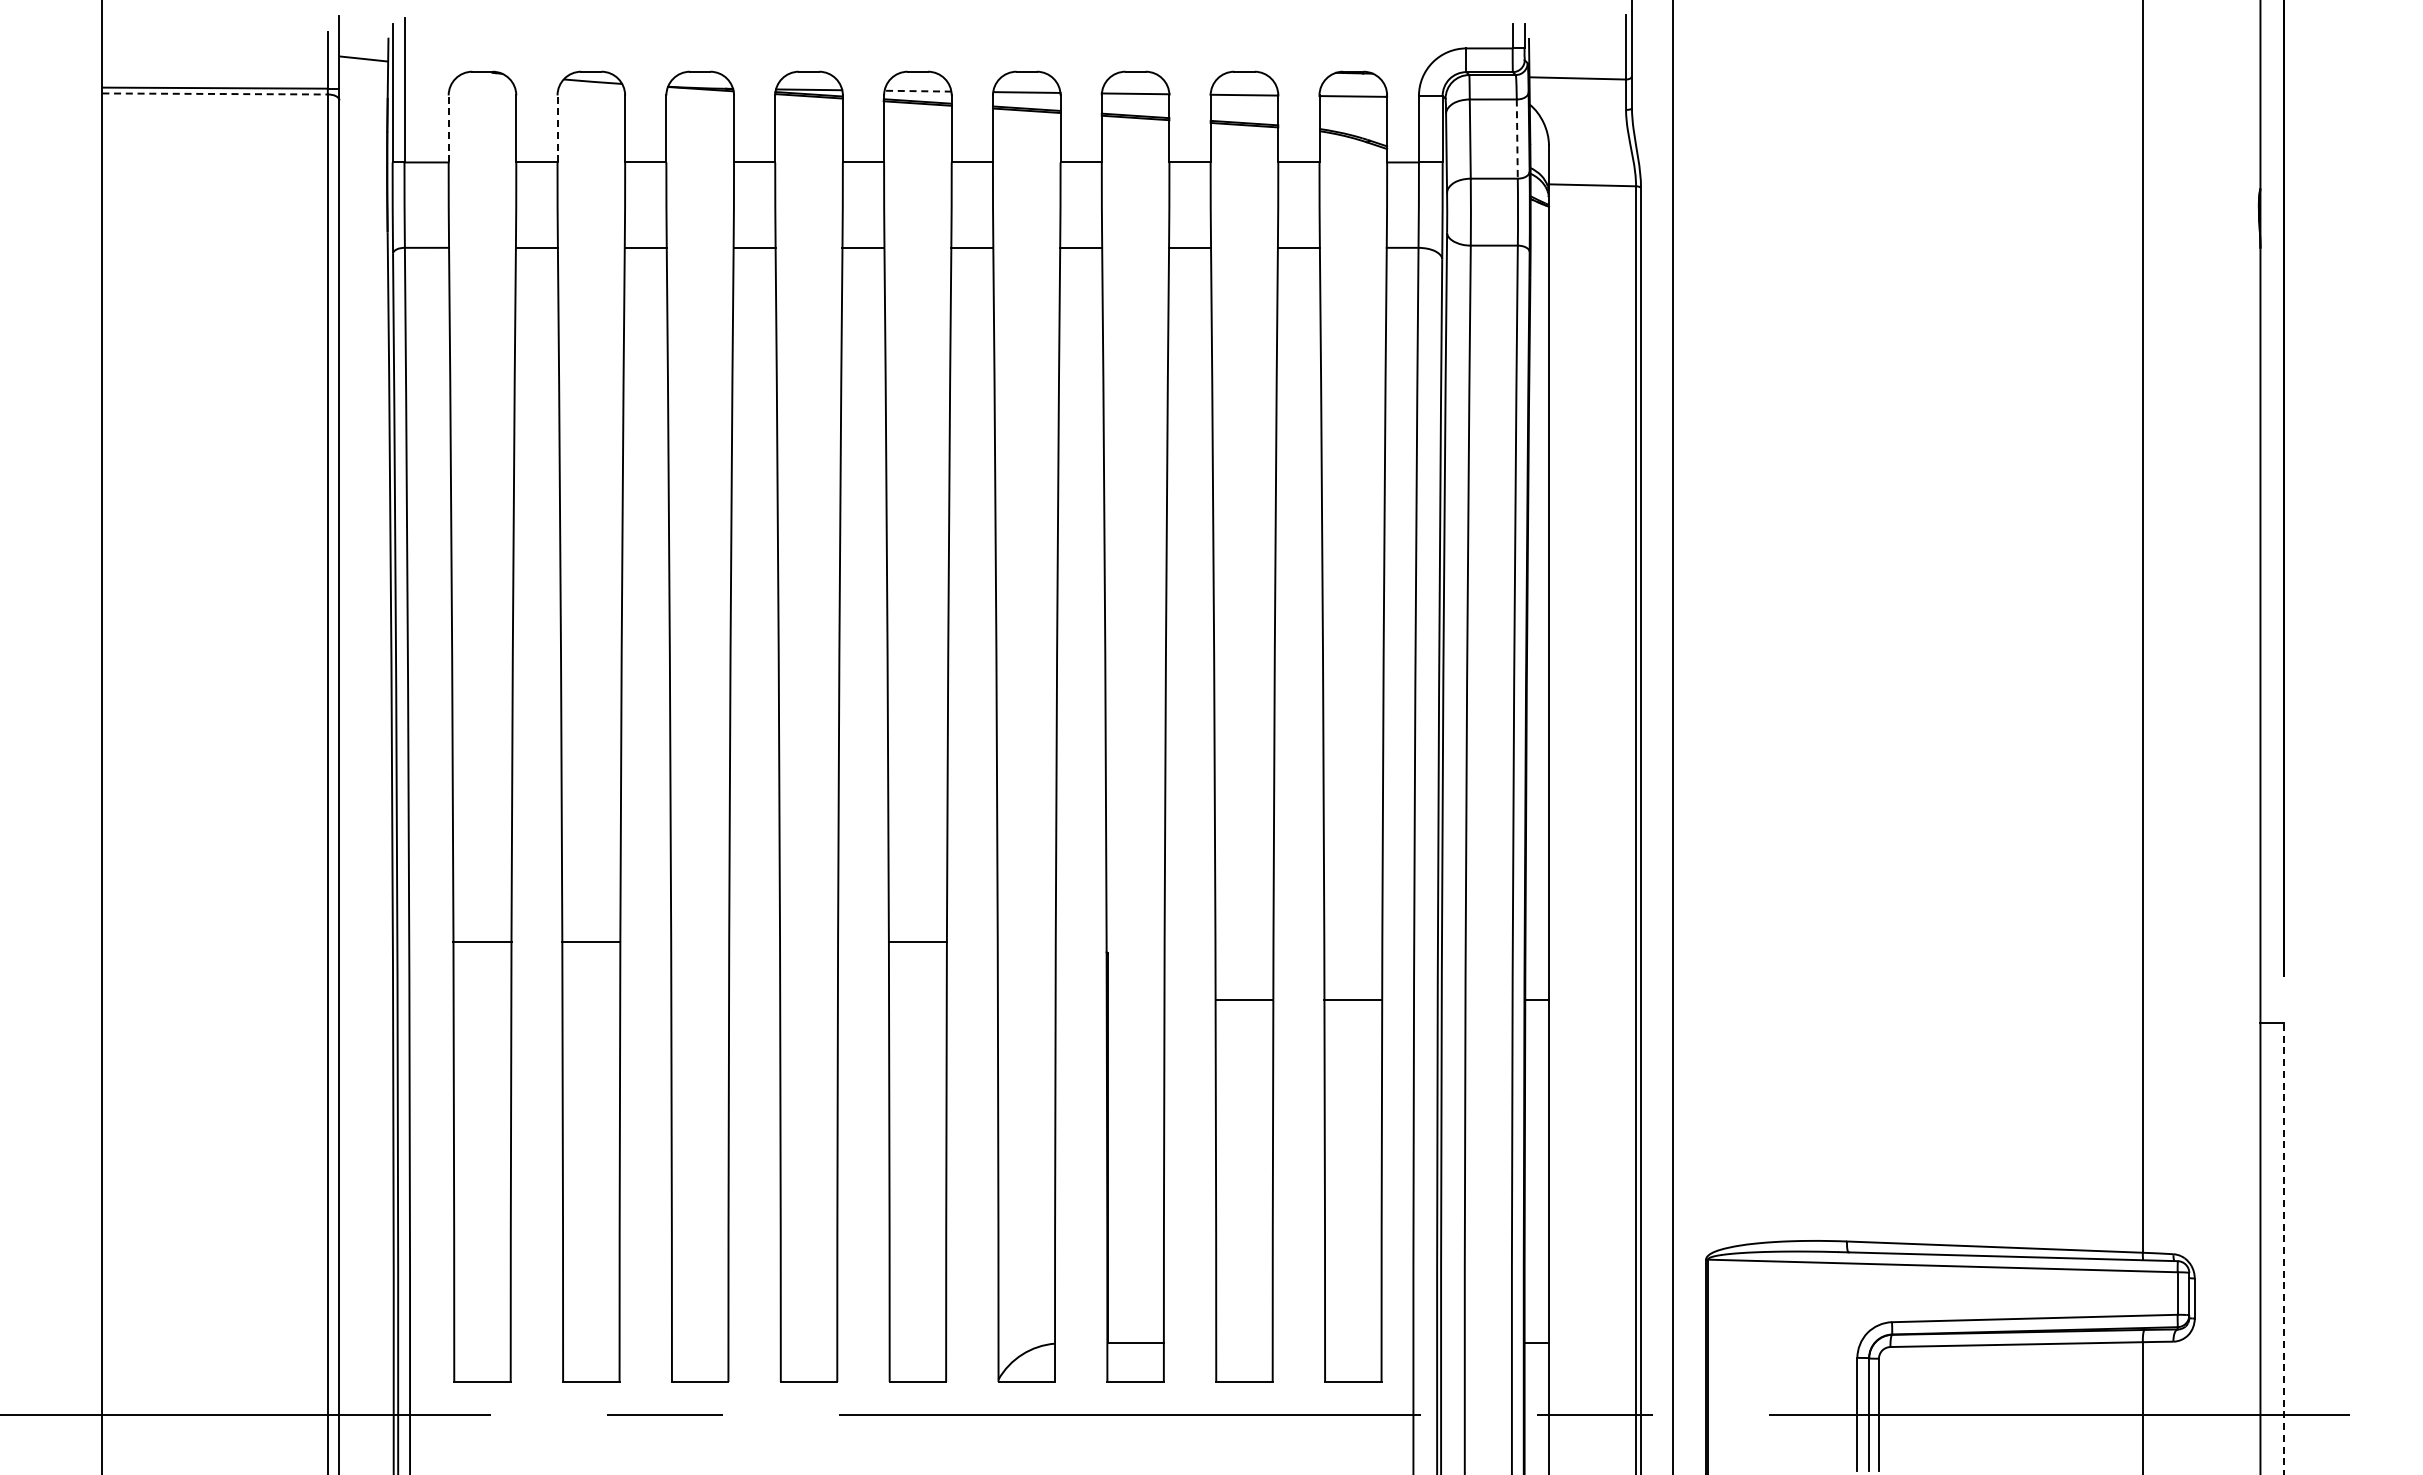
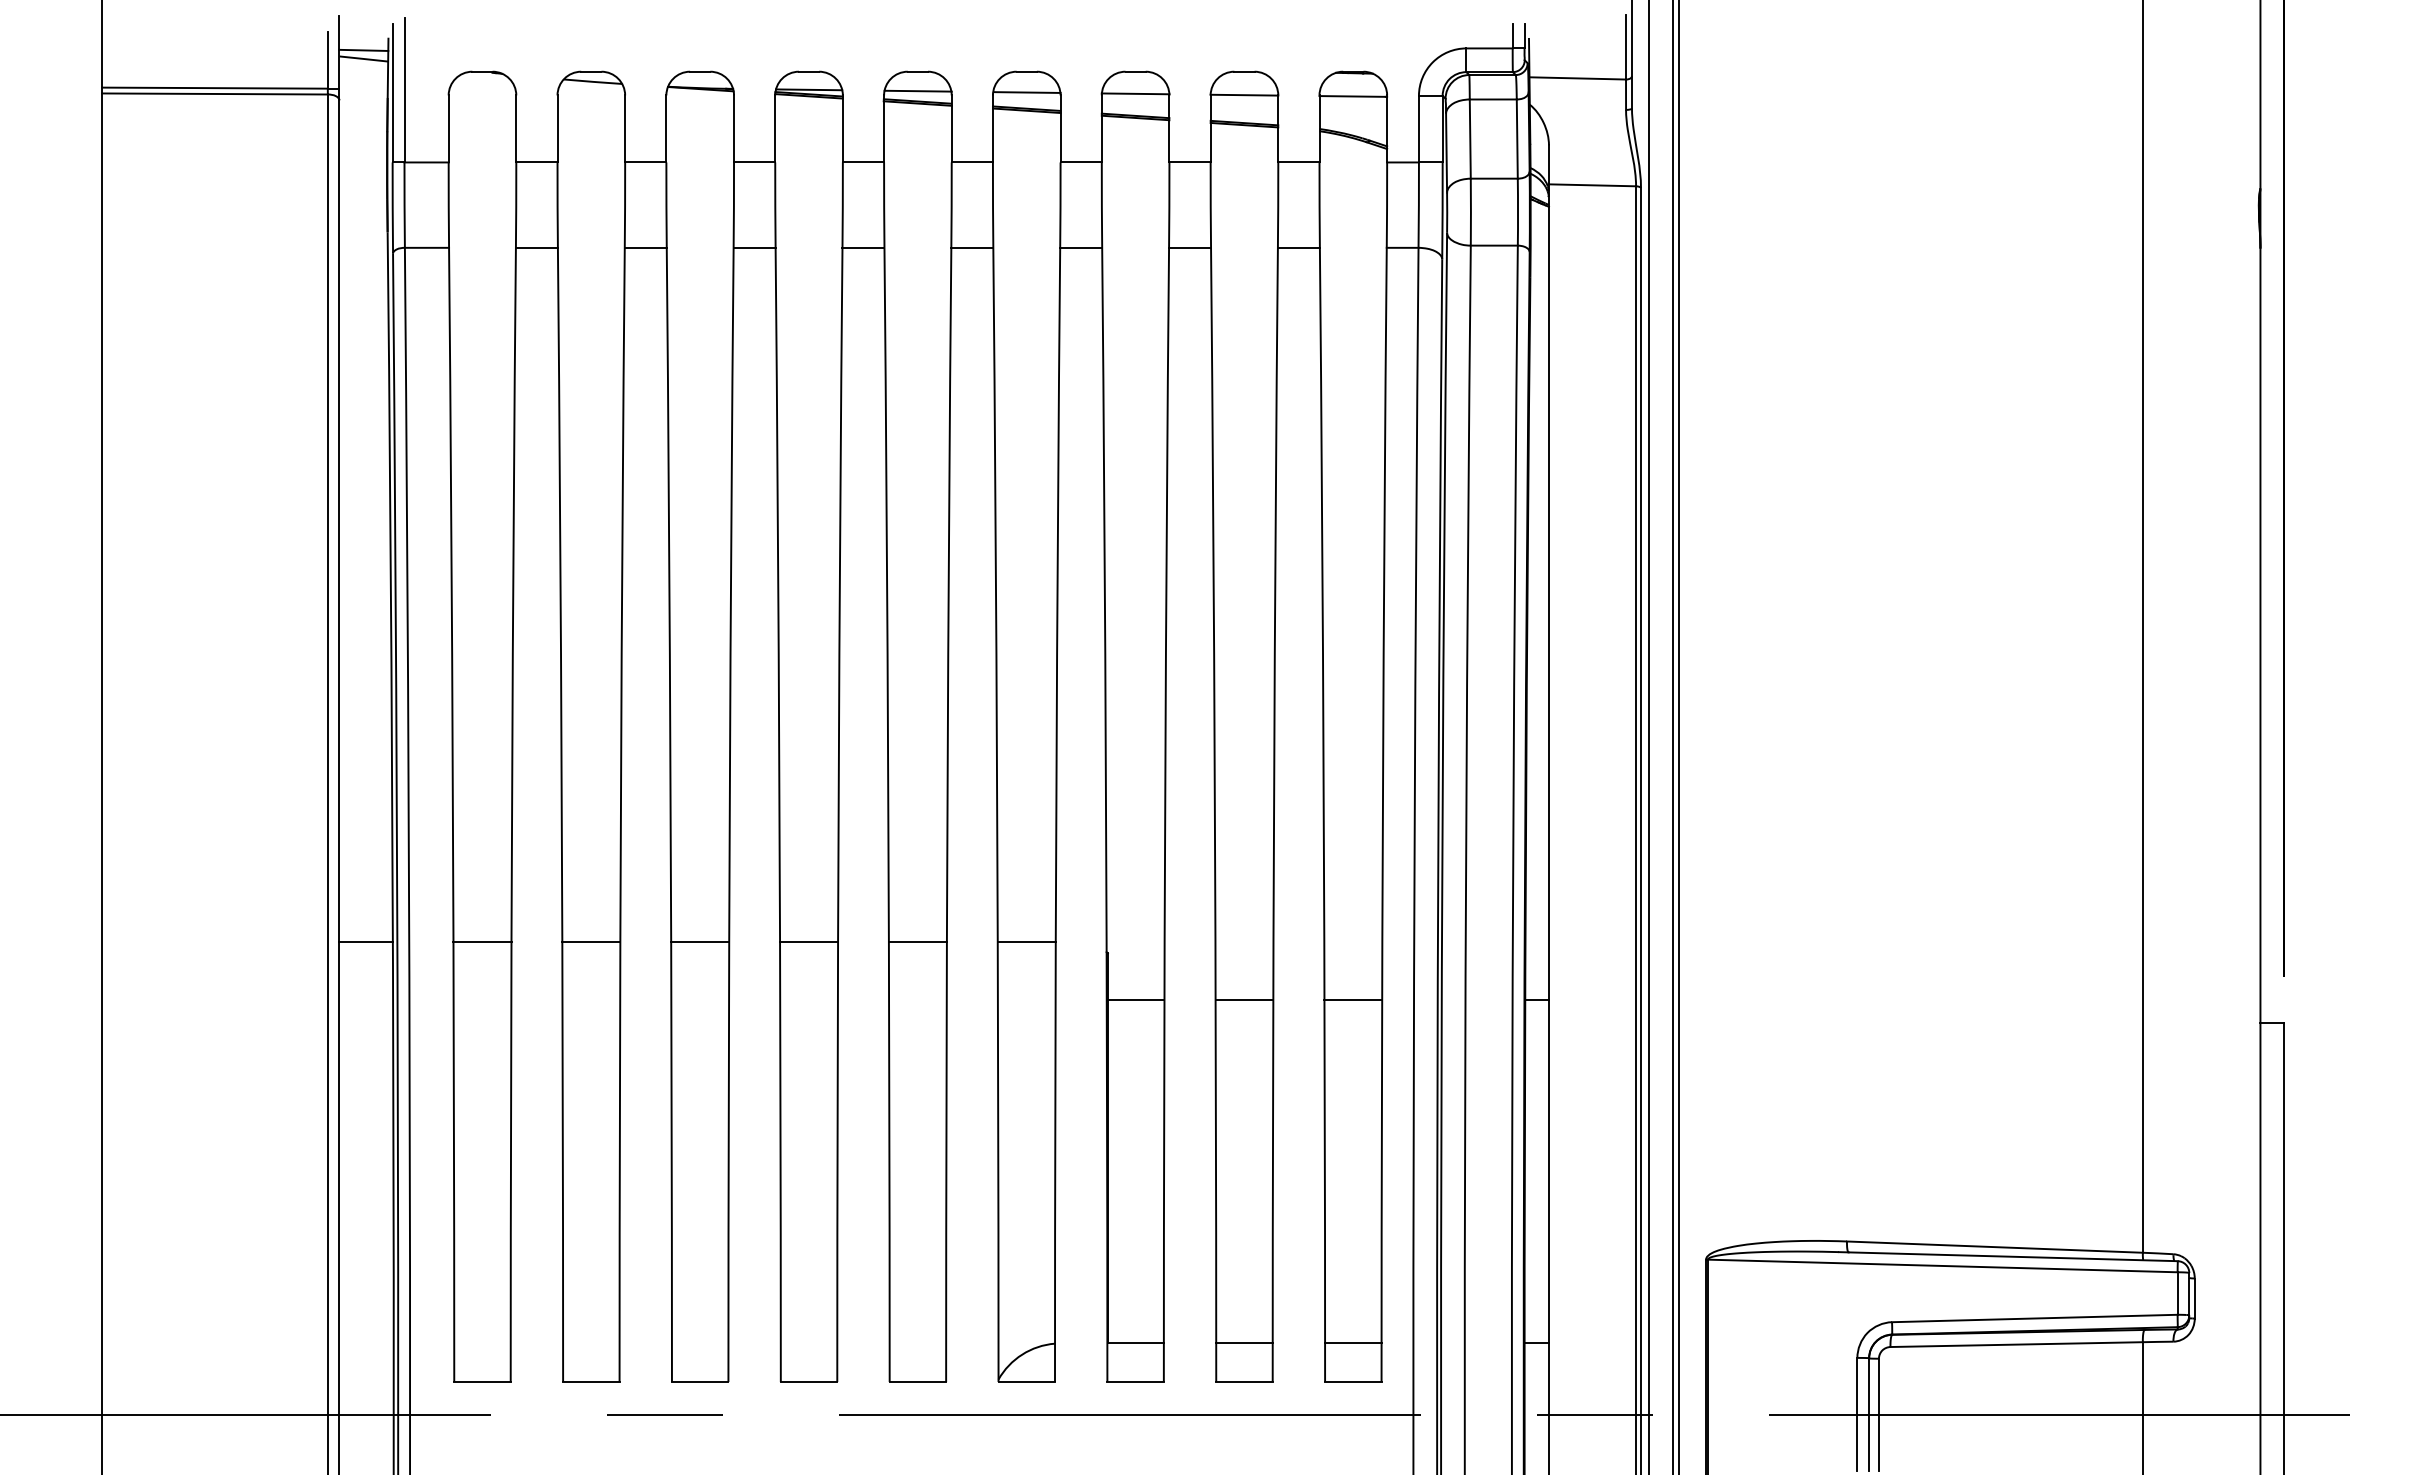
line: none -> present (363, 49)
line: dashed -> solid (918, 91)
line: dashed -> solid (215, 93)
line: dashed -> solid (448, 128)
line: dashed -> solid (557, 128)
line: dashed -> solid (1517, 139)
line: none -> present (1649, 736)
line: none -> present (1678, 736)
line: none -> present (365, 941)
line: none -> present (700, 941)
line: none -> present (809, 941)
line: none -> present (1026, 941)
line: none -> present (1135, 999)
line: dashed -> solid (2284, 1248)
line: none -> present (1244, 1343)
line: none -> present (1353, 1343)
